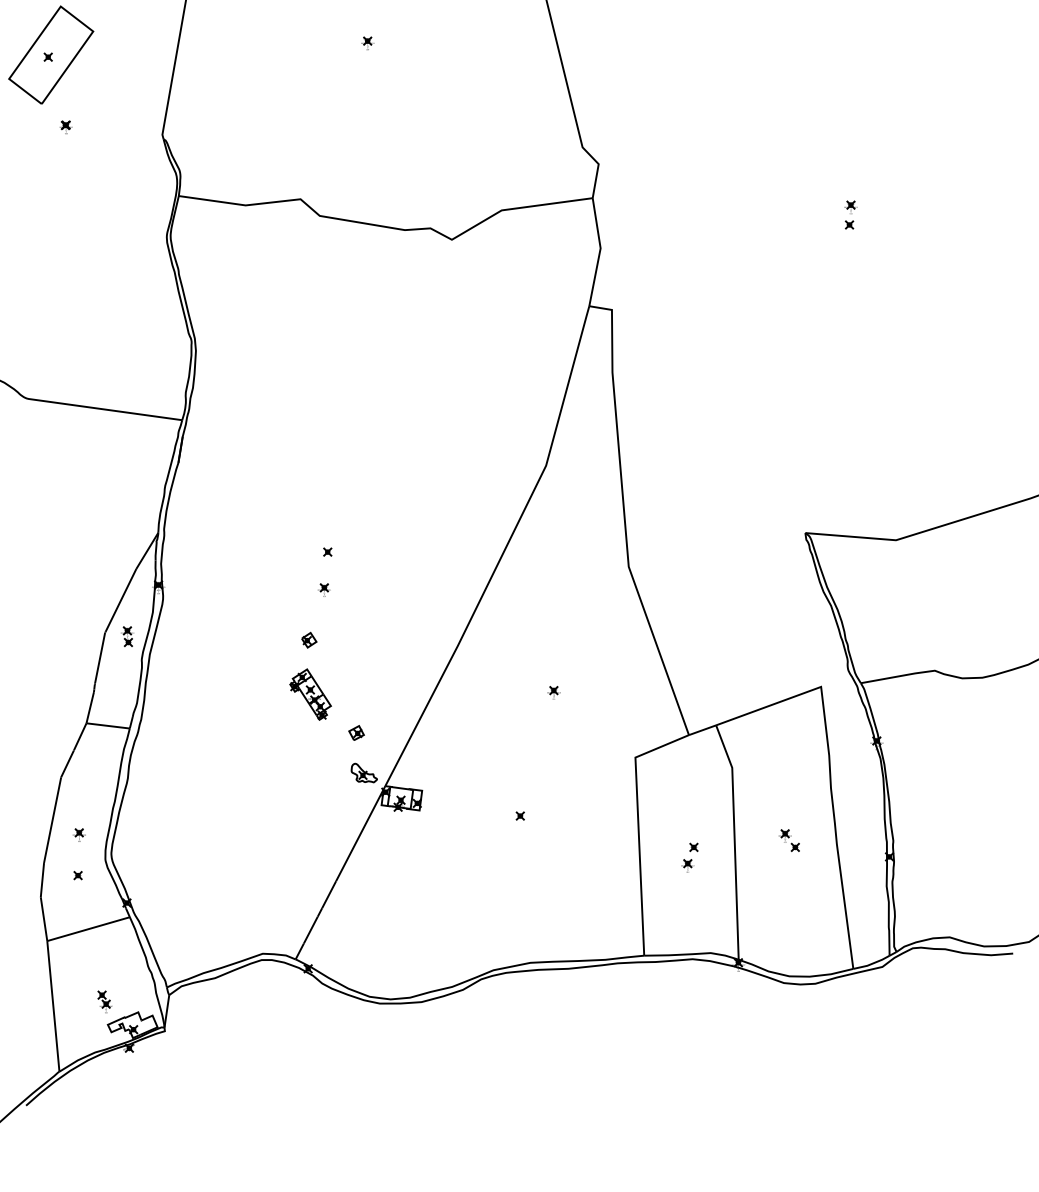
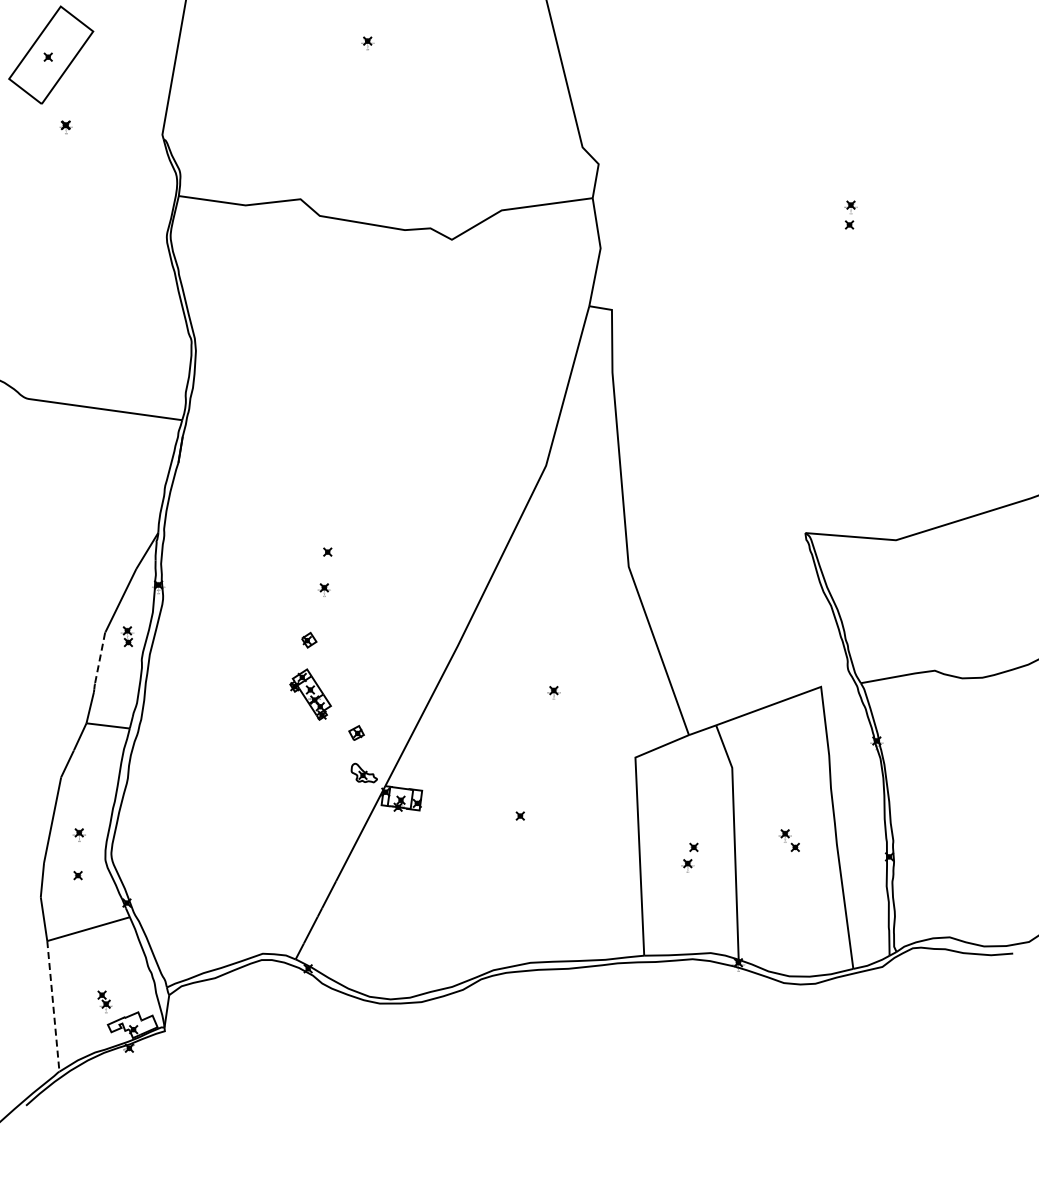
line: solid -> dashed (100, 658)
line: solid -> dashed (53, 1006)
